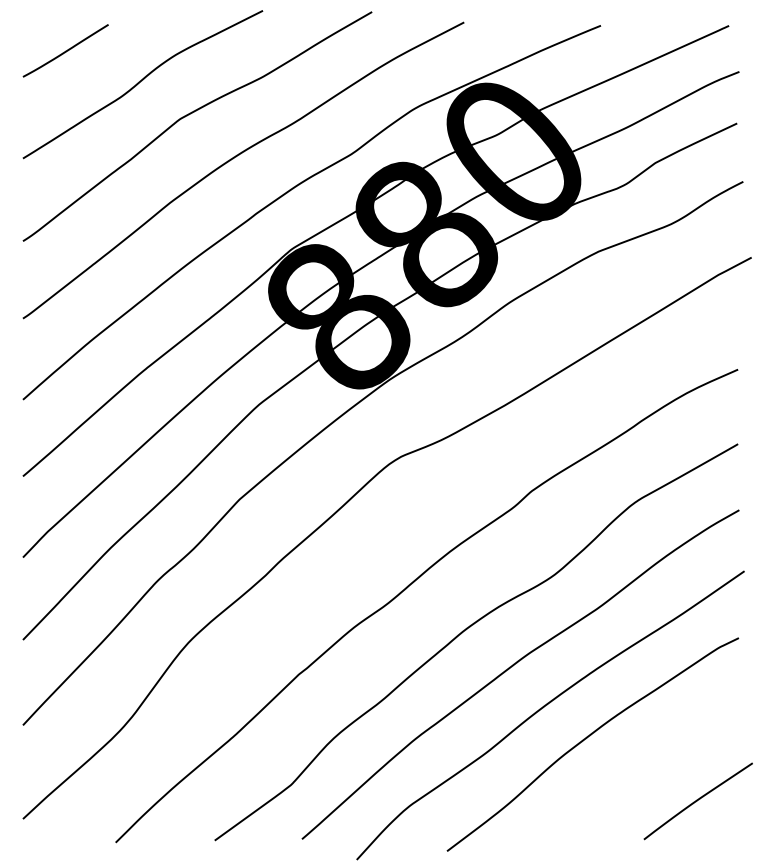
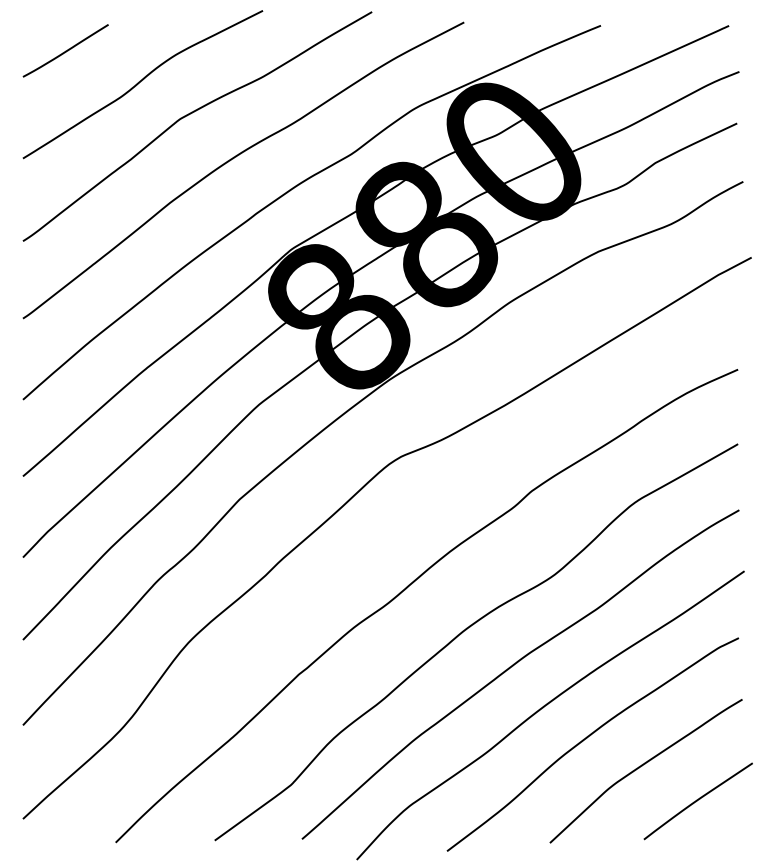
curve: none -> present (642, 766)
